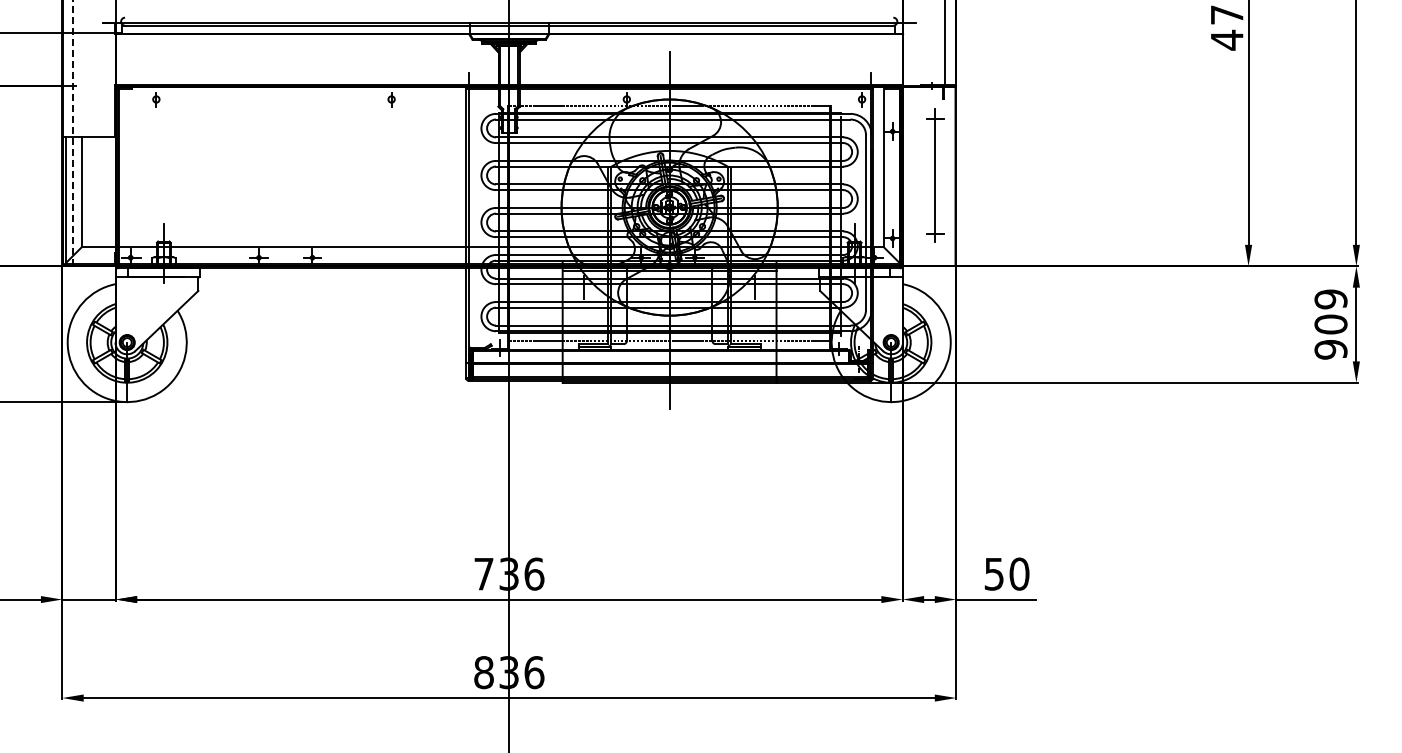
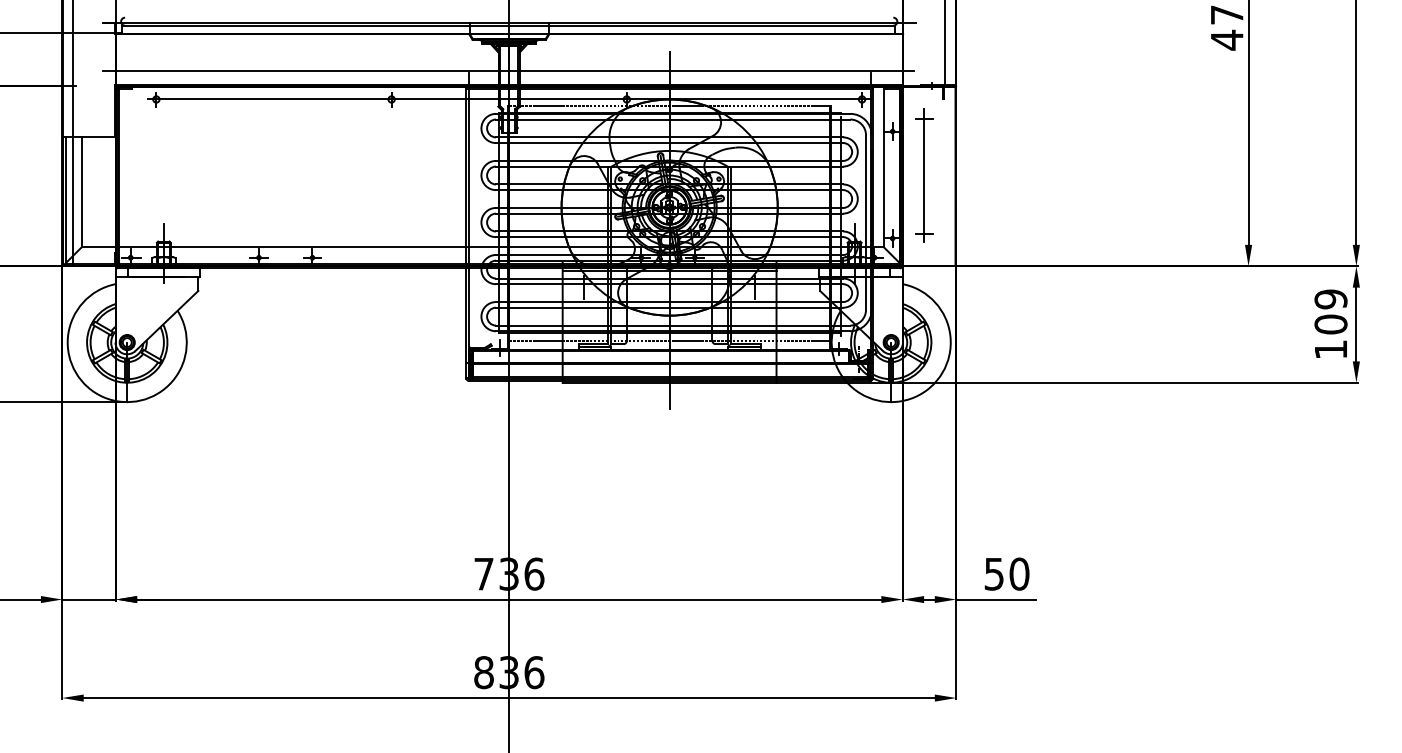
line: none -> present (508, 70)
line: none -> present (509, 99)
line: dashed -> solid (72, 132)
part position: (935, 175) -> (924, 175) (924, 175)
text: 909 -> 109 (1330, 349)
